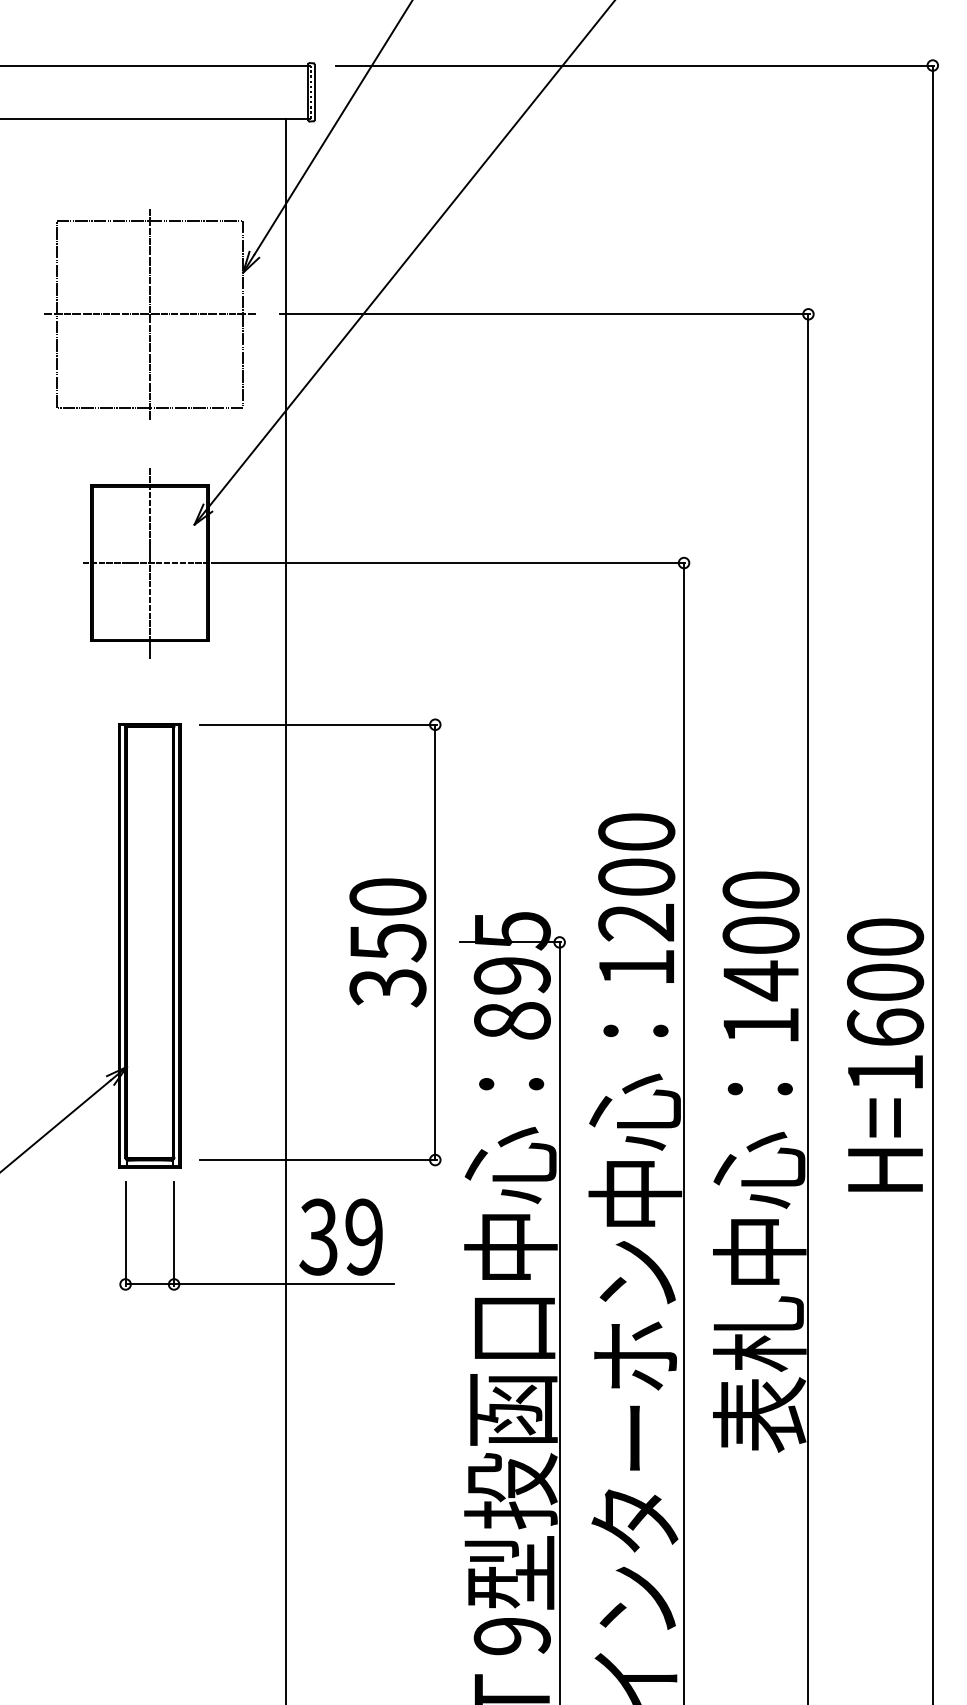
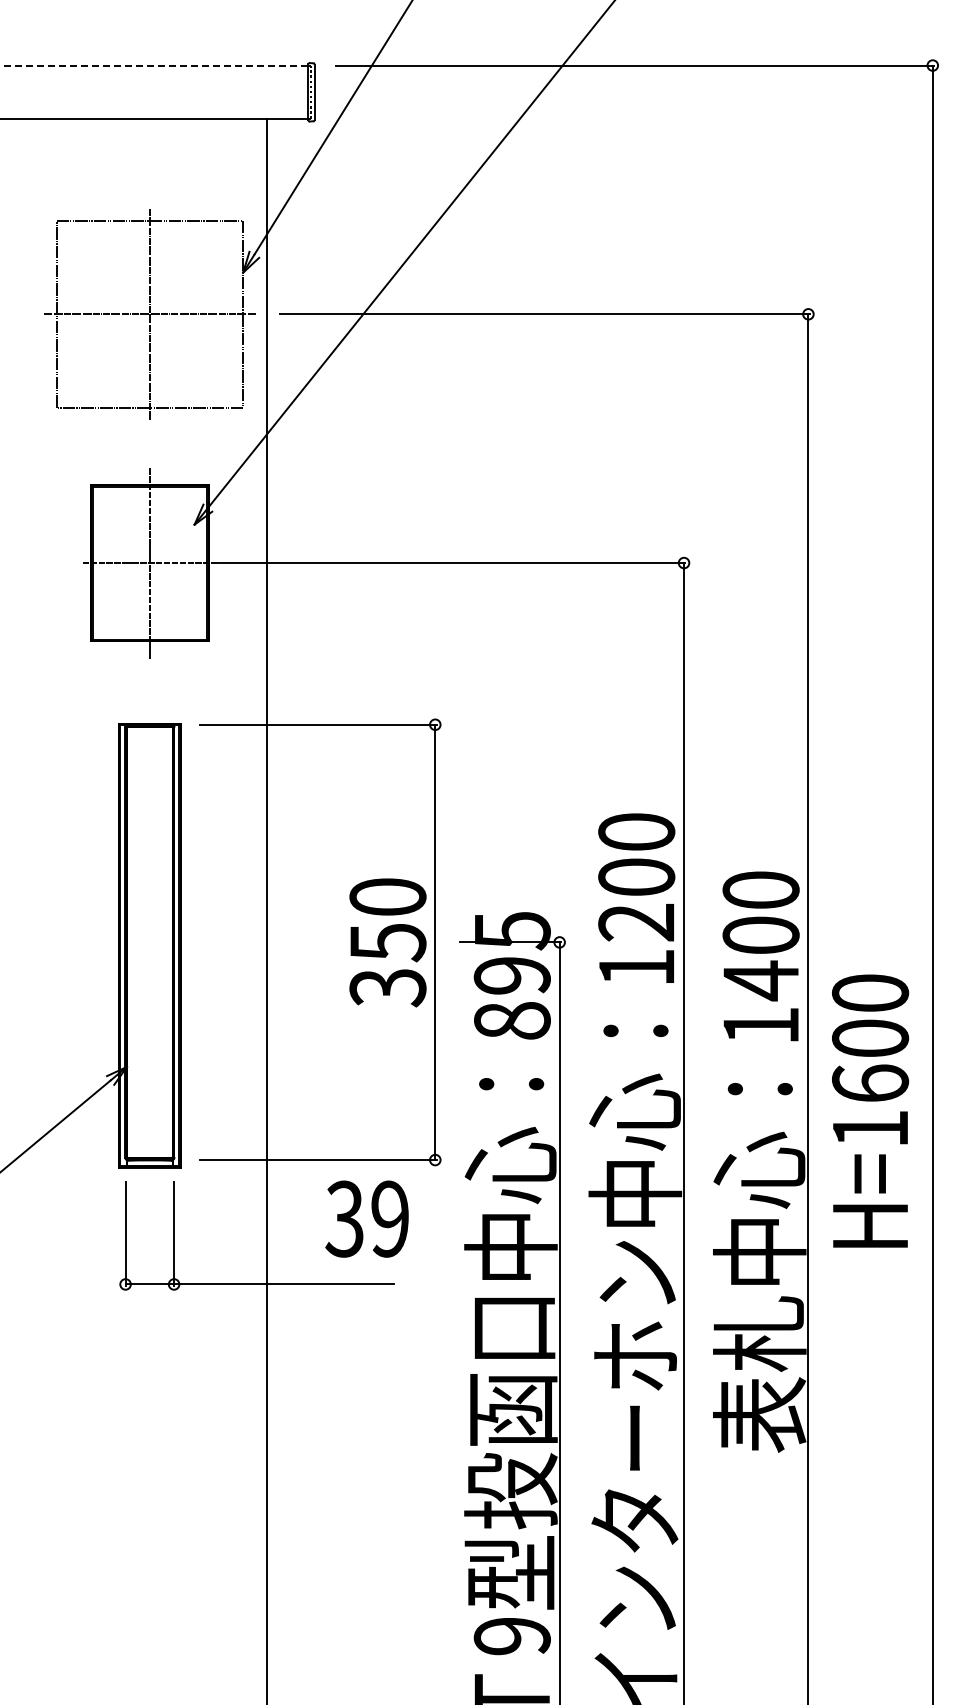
line: solid -> dashed (154, 65)
line position: (286, 910) -> (267, 910) (267, 910)
text position: (885, 1054) -> (870, 1110) (870, 1110)
text position: (340, 1236) -> (366, 1218) (366, 1218)
